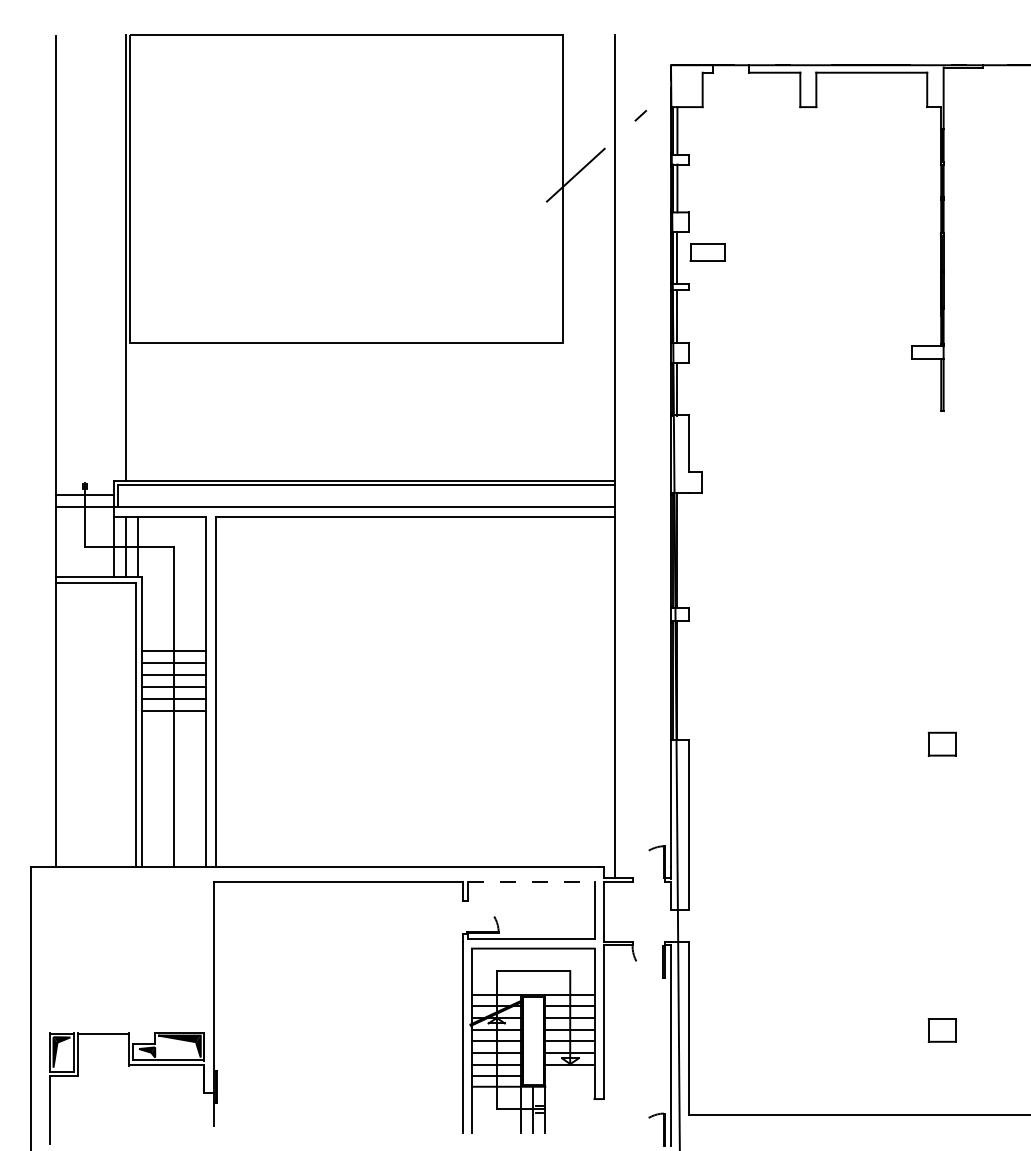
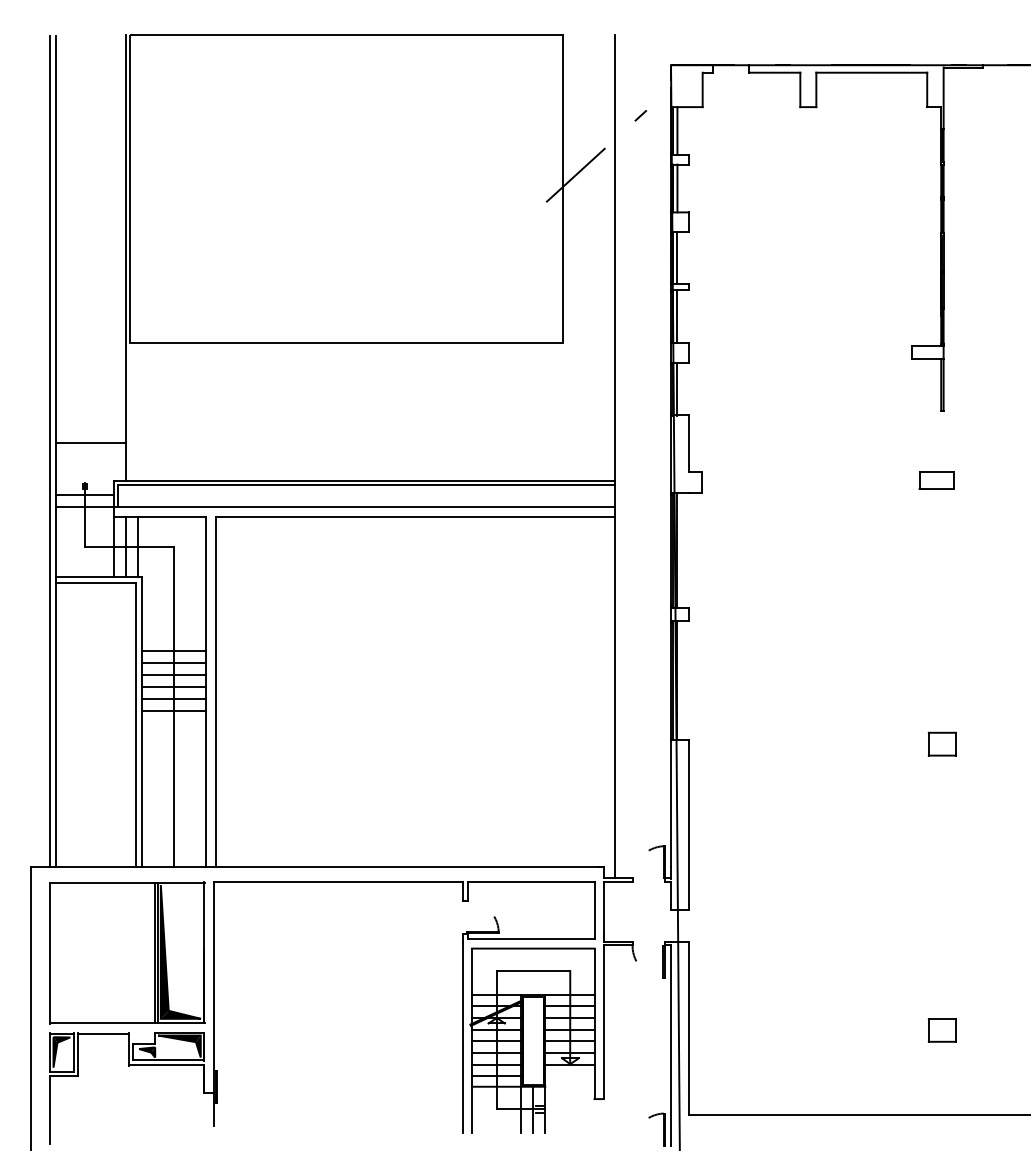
part position: (707, 252) -> (936, 480) (936, 480)
line: none -> present (91, 443)
line: none -> present (50, 451)
line: dashed -> solid (531, 882)
part: none -> present (127, 952)
